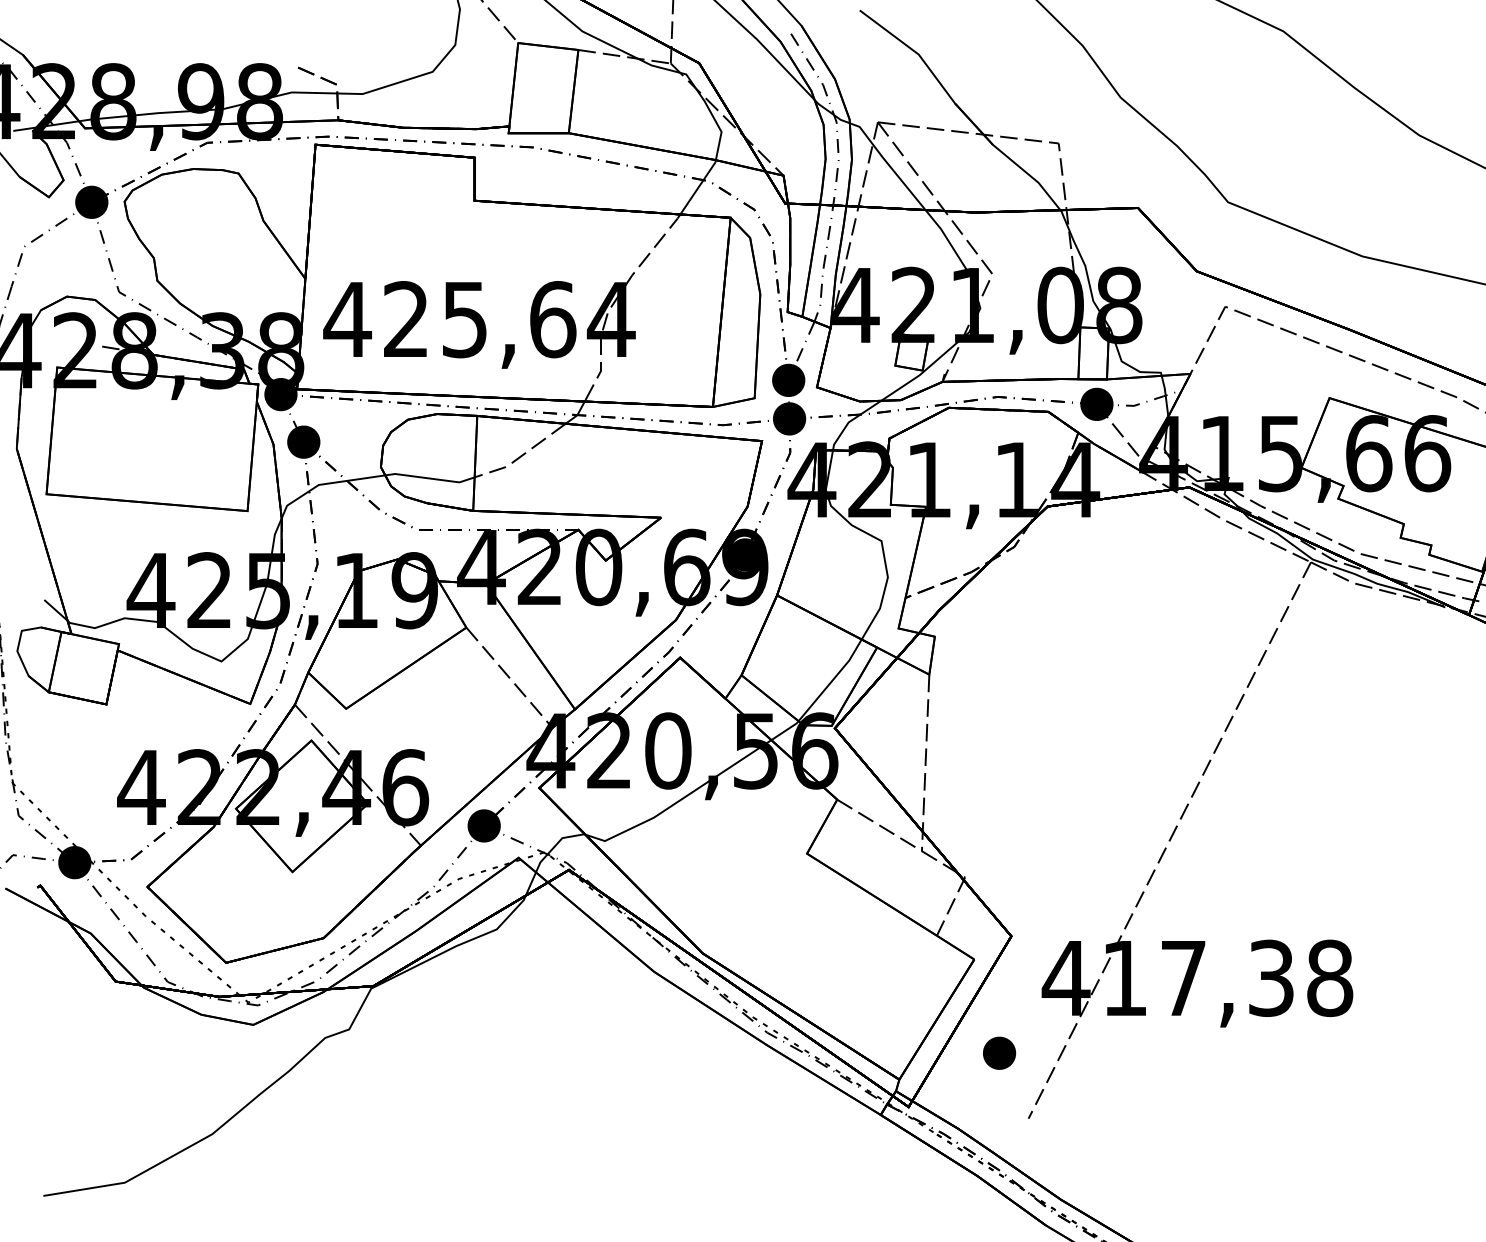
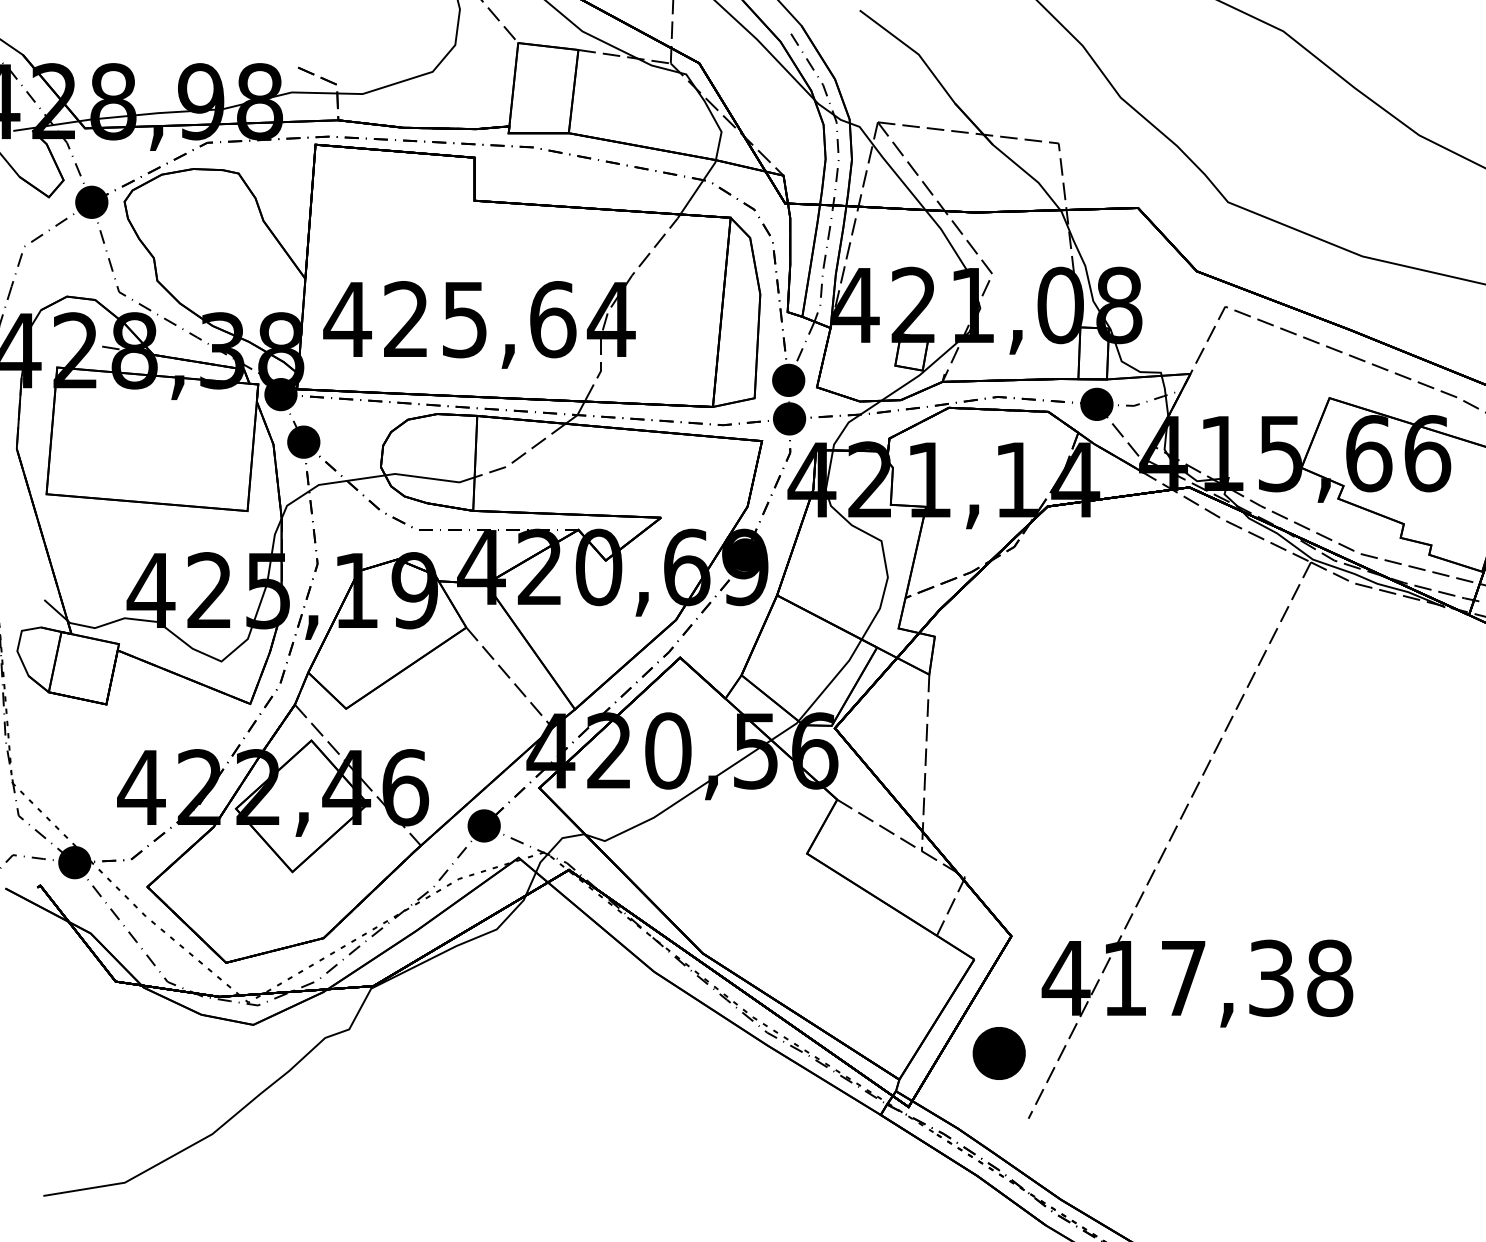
part size: 34x34 px -> 54x53 px (998, 1053)
